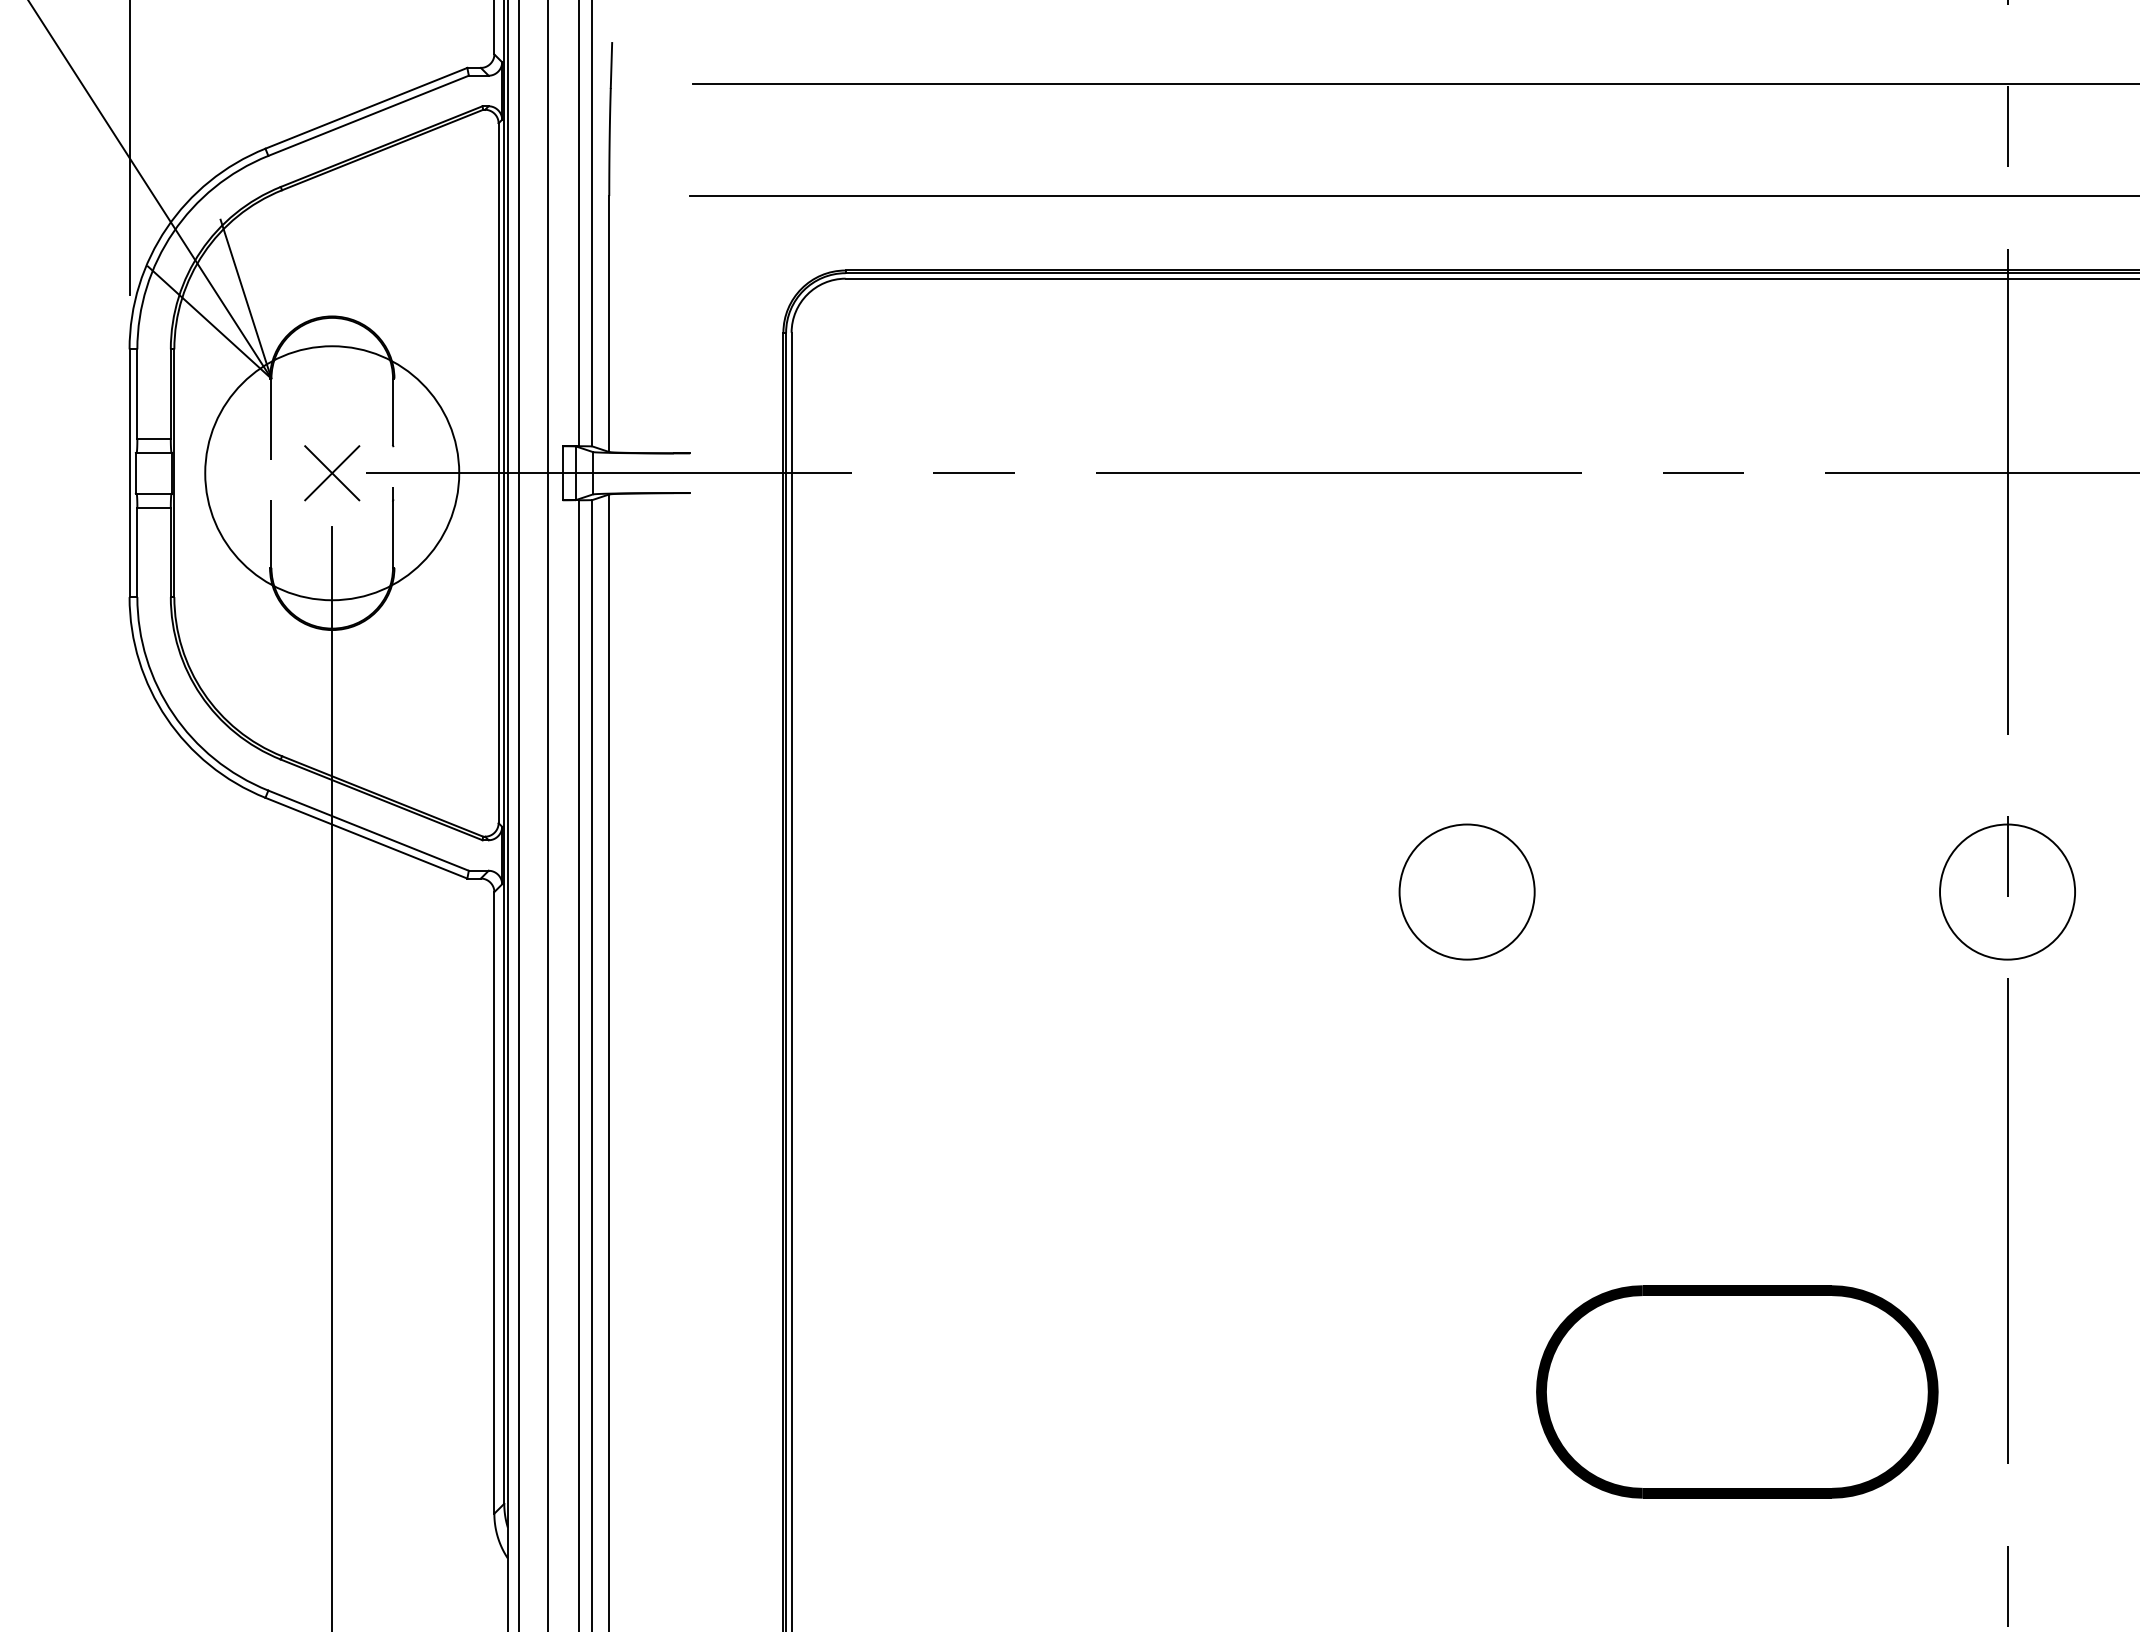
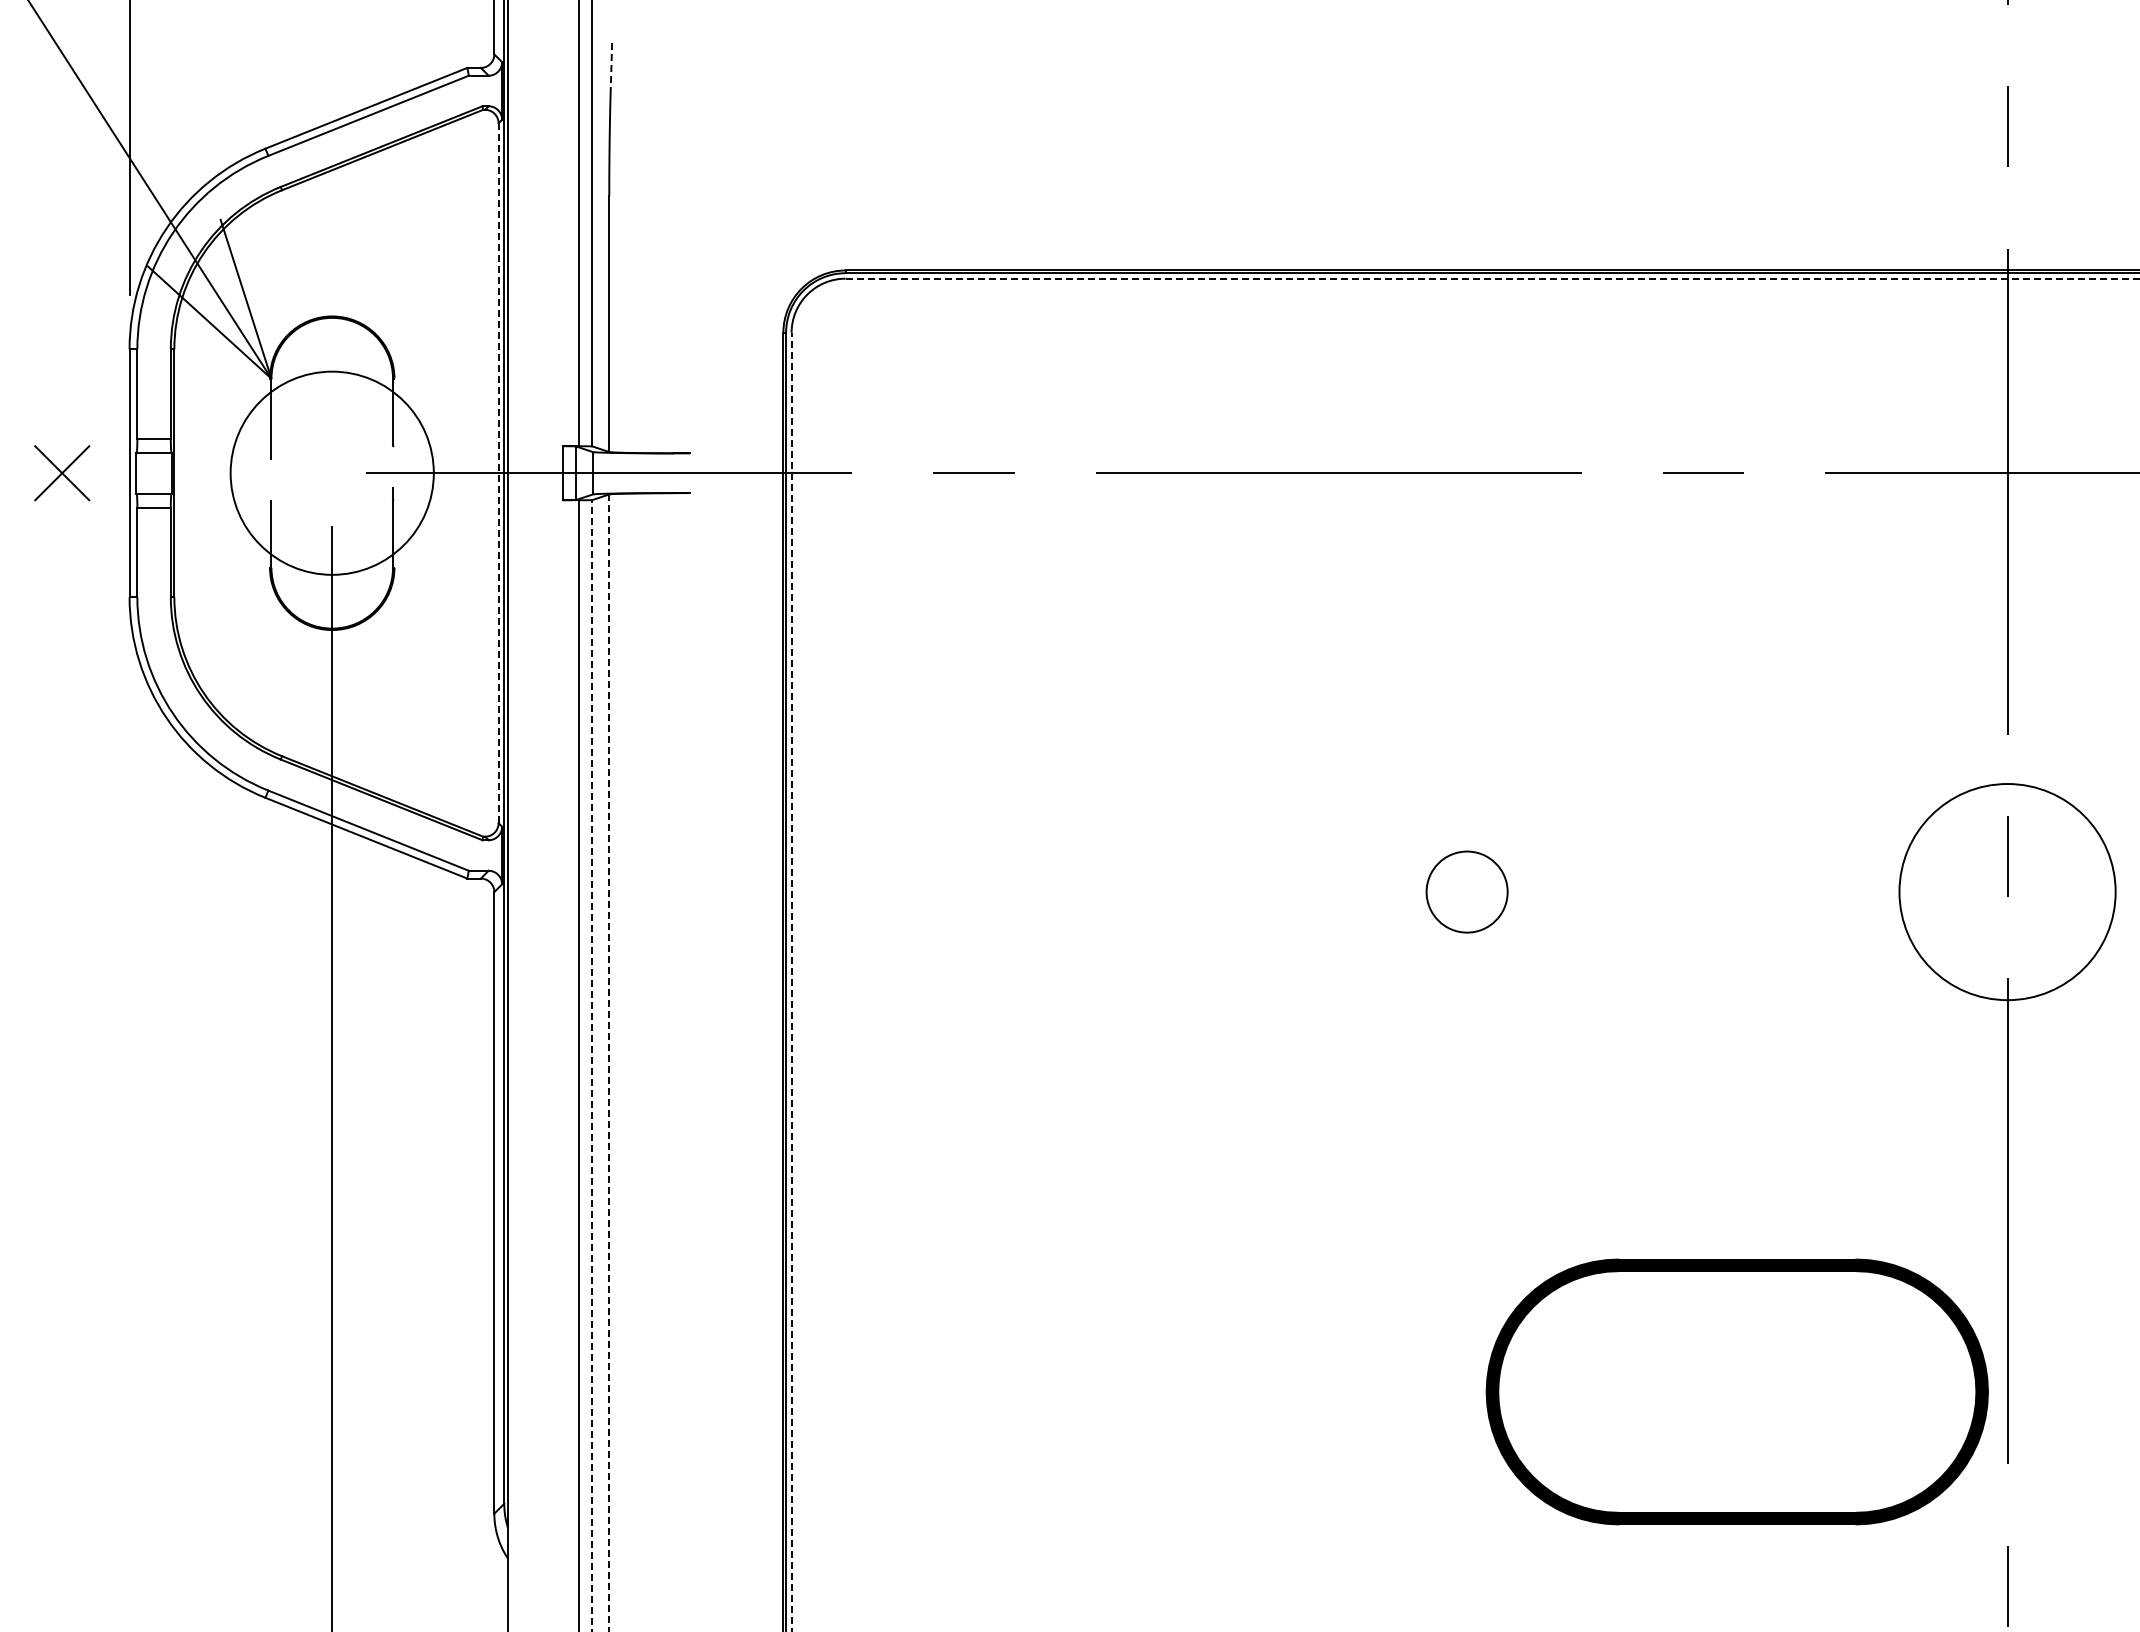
line: solid -> dashed (611, 65)
line: present -> none (1414, 83)
line: present -> none (1413, 196)
line: solid -> dashed (1492, 278)
circle diameter: 254 px -> 203 px (331, 472)
part position: (332, 473) -> (62, 473) (62, 473)
line: solid -> dashed (498, 473)
line: present -> none (519, 815)
line: present -> none (547, 815)
circle diameter: 135 px -> 81 px (1466, 891)
circle diameter: 135 px -> 216 px (2007, 892)
line: solid -> dashed (791, 982)
line: solid -> dashed (609, 1063)
line: solid -> dashed (592, 1065)
part size: 403x214 px -> 504x268 px (1736, 1391)
